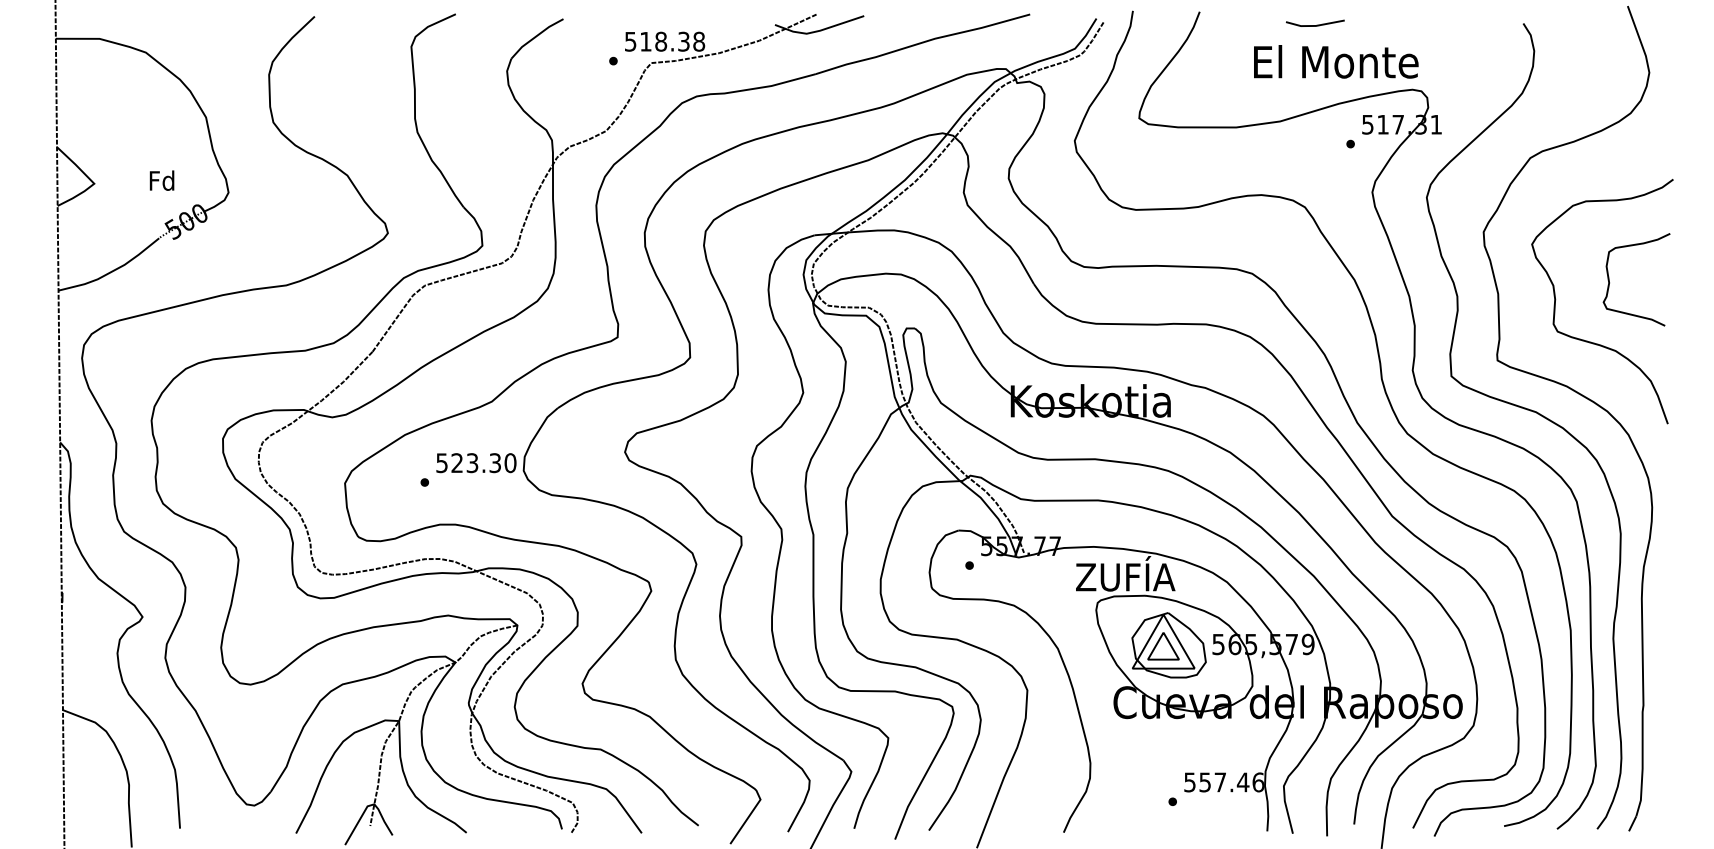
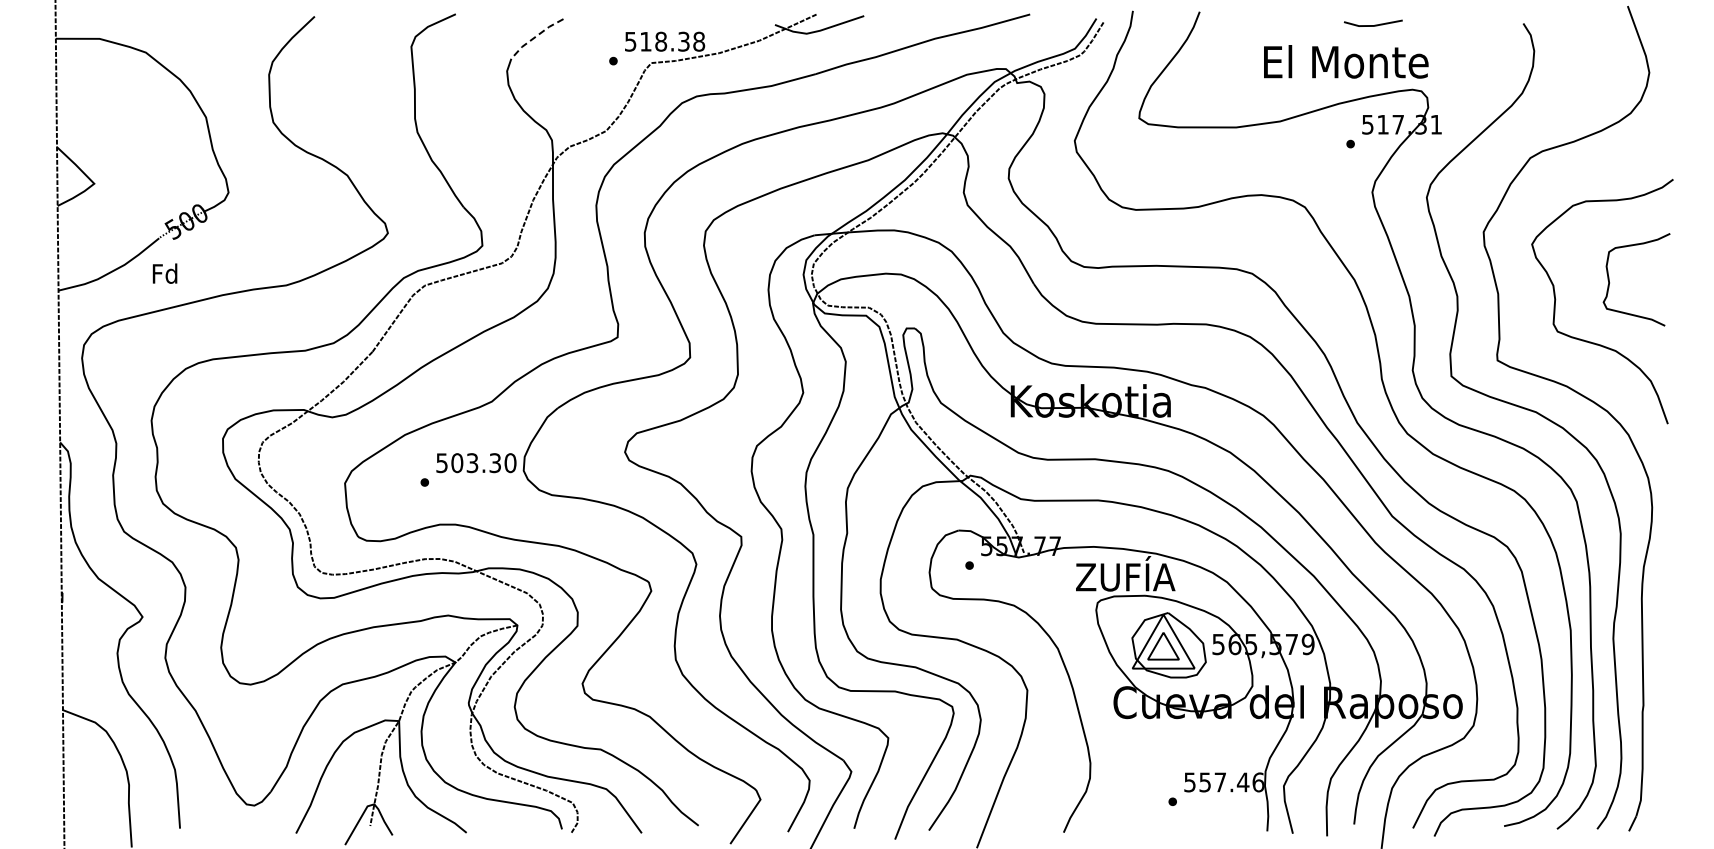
line position: (1316, 24) -> (1374, 24) (1374, 24)
line: solid -> dashed (535, 36)
text position: (1336, 61) -> (1346, 61) (1346, 61)
text position: (161, 180) -> (164, 273) (164, 273)
text: 523.30 -> 503.30 (457, 463)
